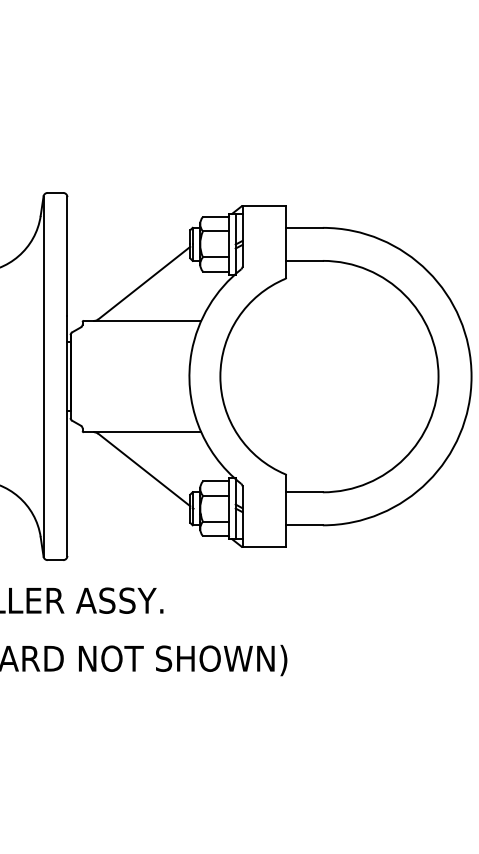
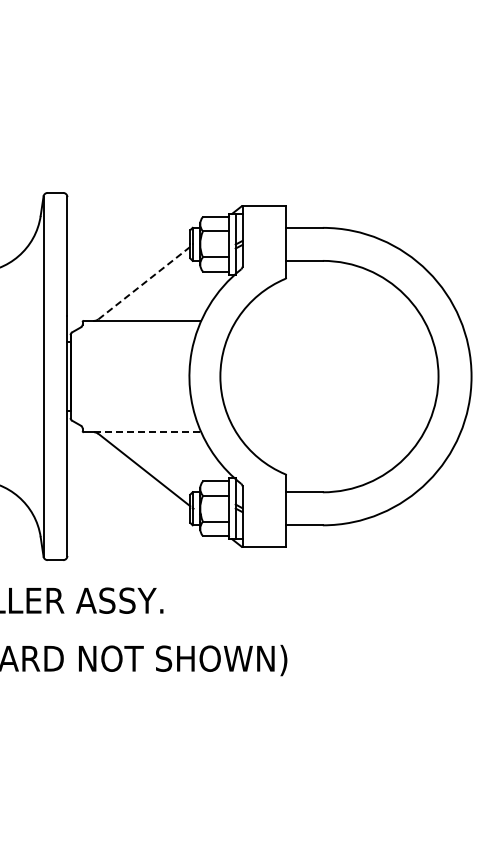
line: solid -> dashed (143, 283)
line: solid -> dashed (148, 432)
